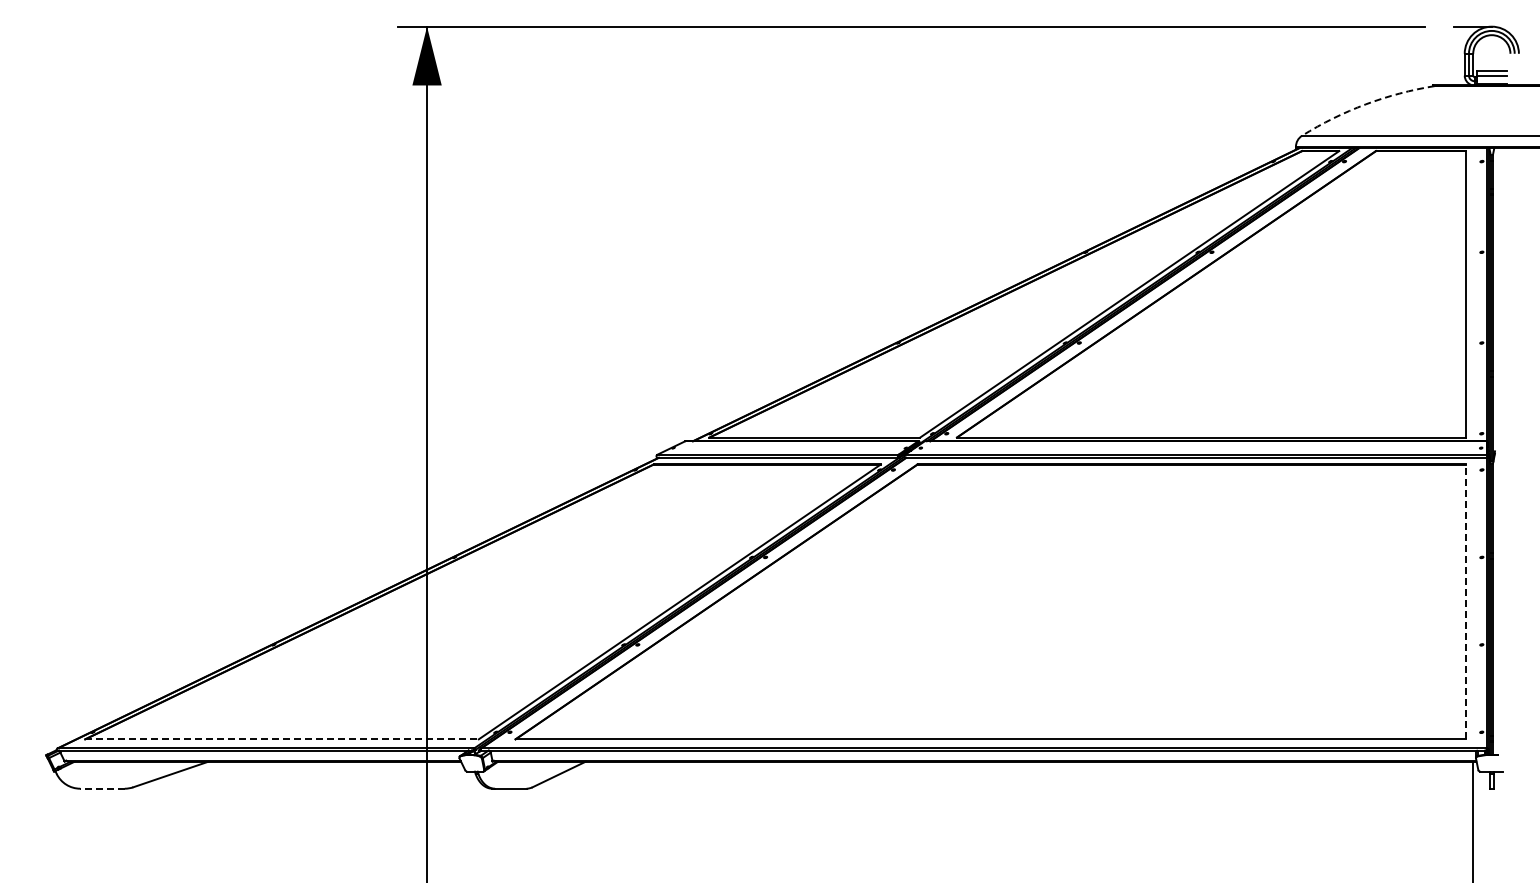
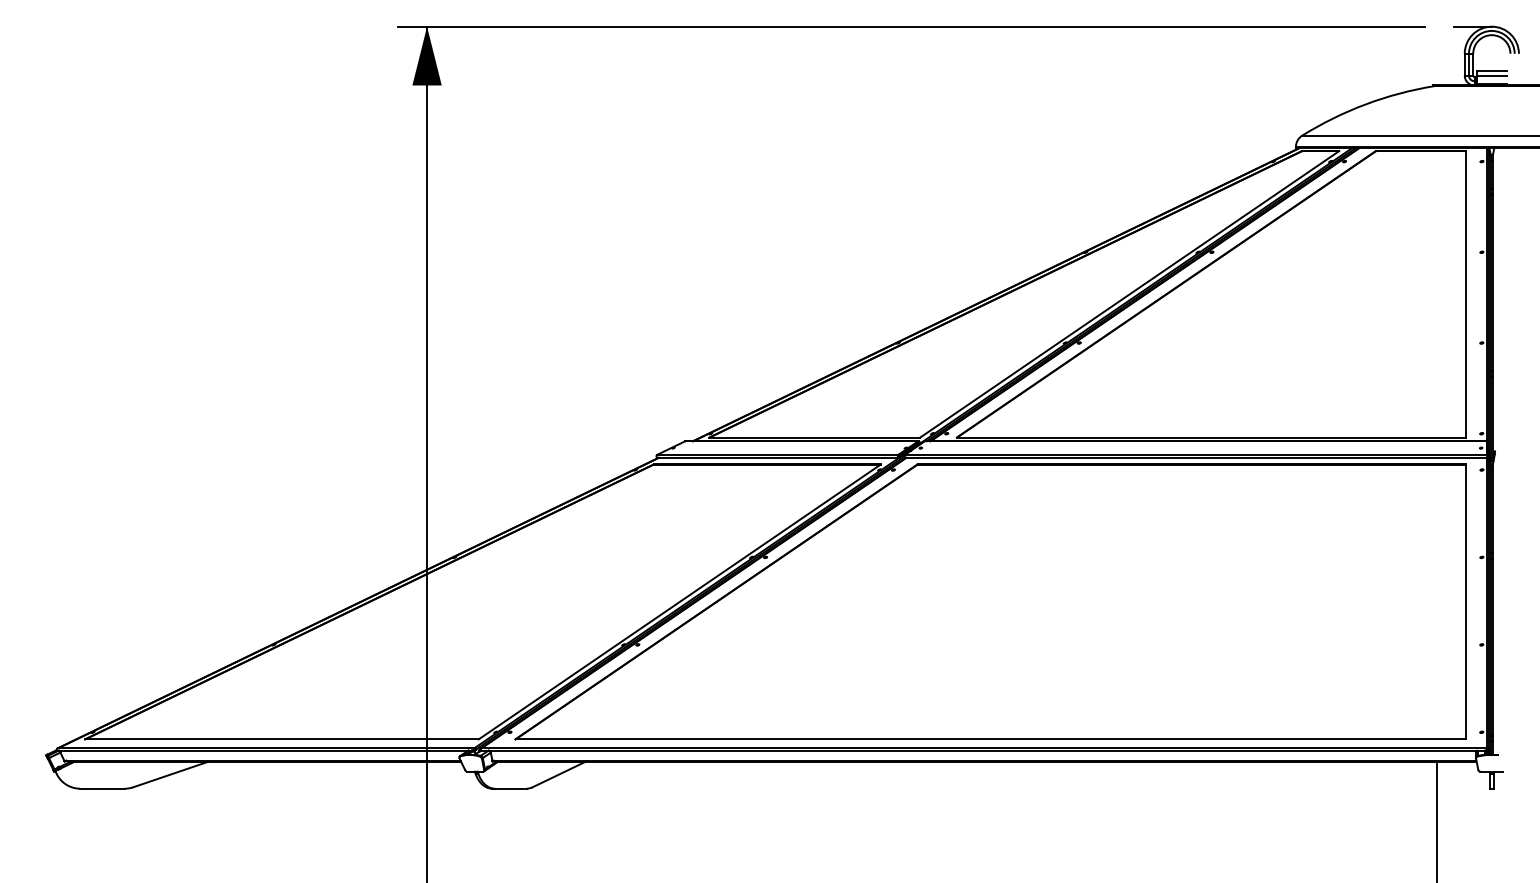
arc: dashed -> solid (1365, 104)
line: dashed -> solid (1465, 601)
line: dashed -> solid (282, 739)
line: dashed -> solid (102, 788)
line position: (1472, 820) -> (1436, 820) (1436, 820)
